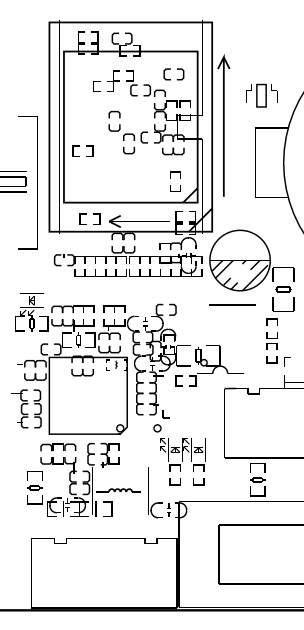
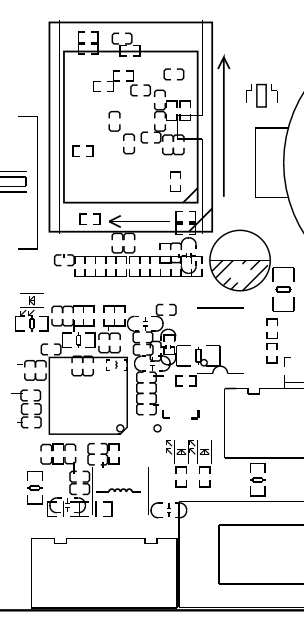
line position: (232, 304) -> (220, 307) (220, 307)
part: none -> present (195, 414)
part position: (182, 461) -> (188, 463) (188, 463)
